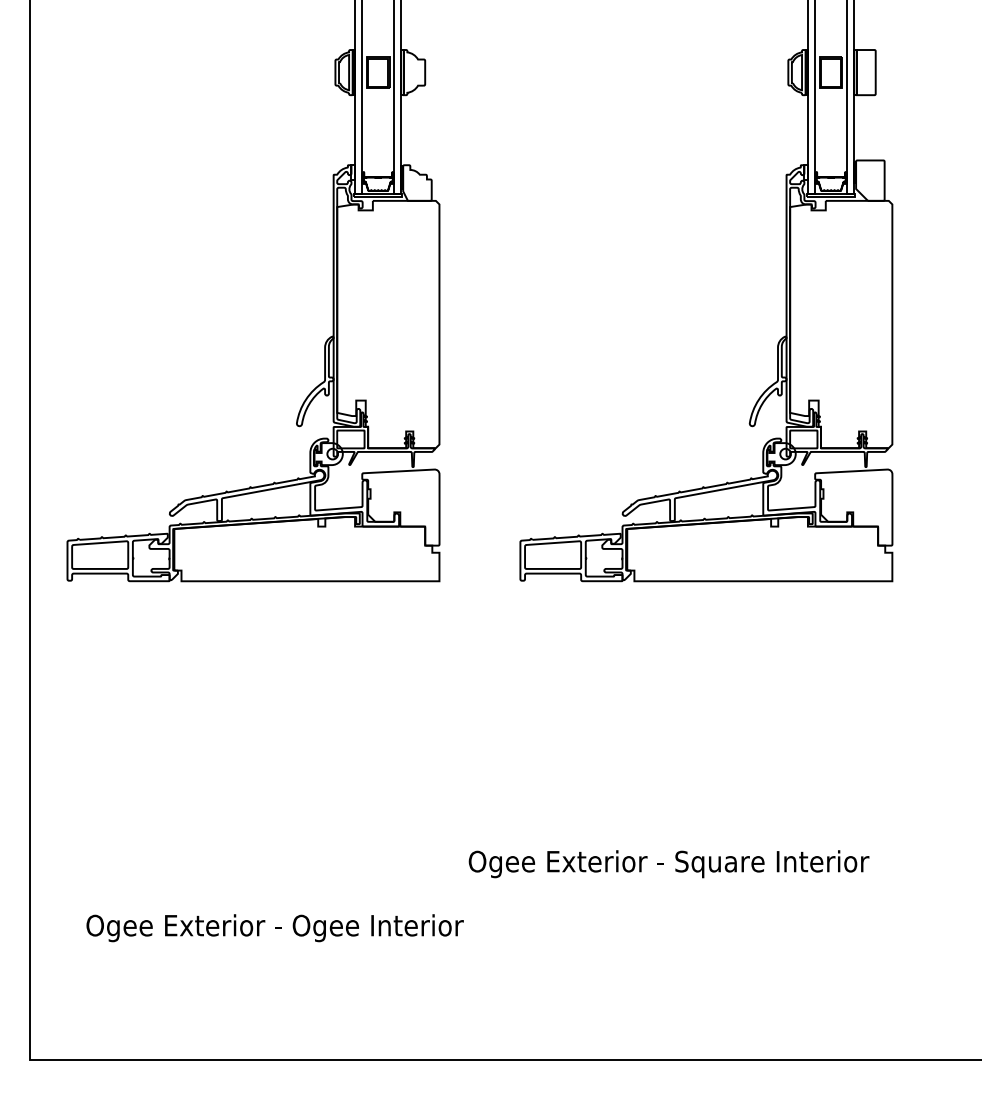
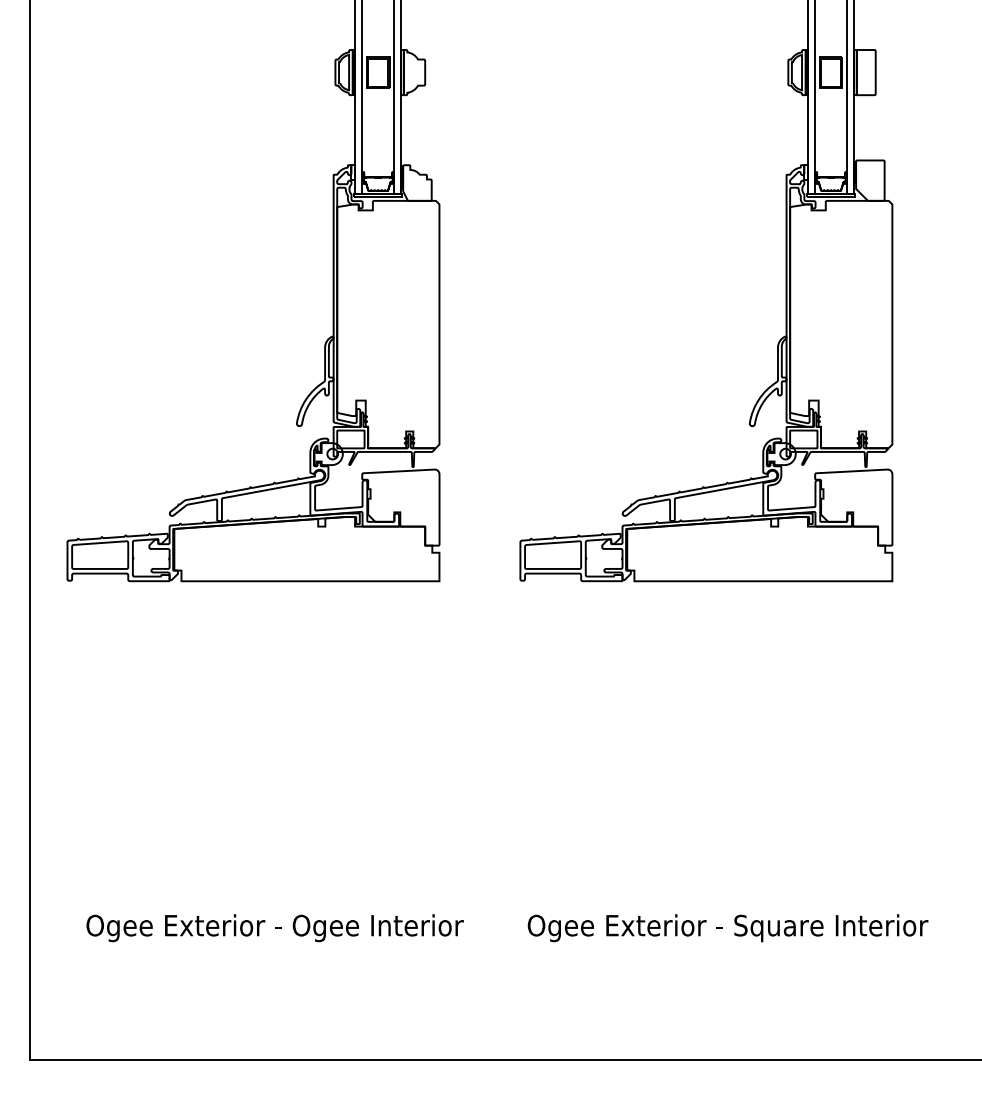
text position: (668, 864) -> (727, 928) (727, 928)
